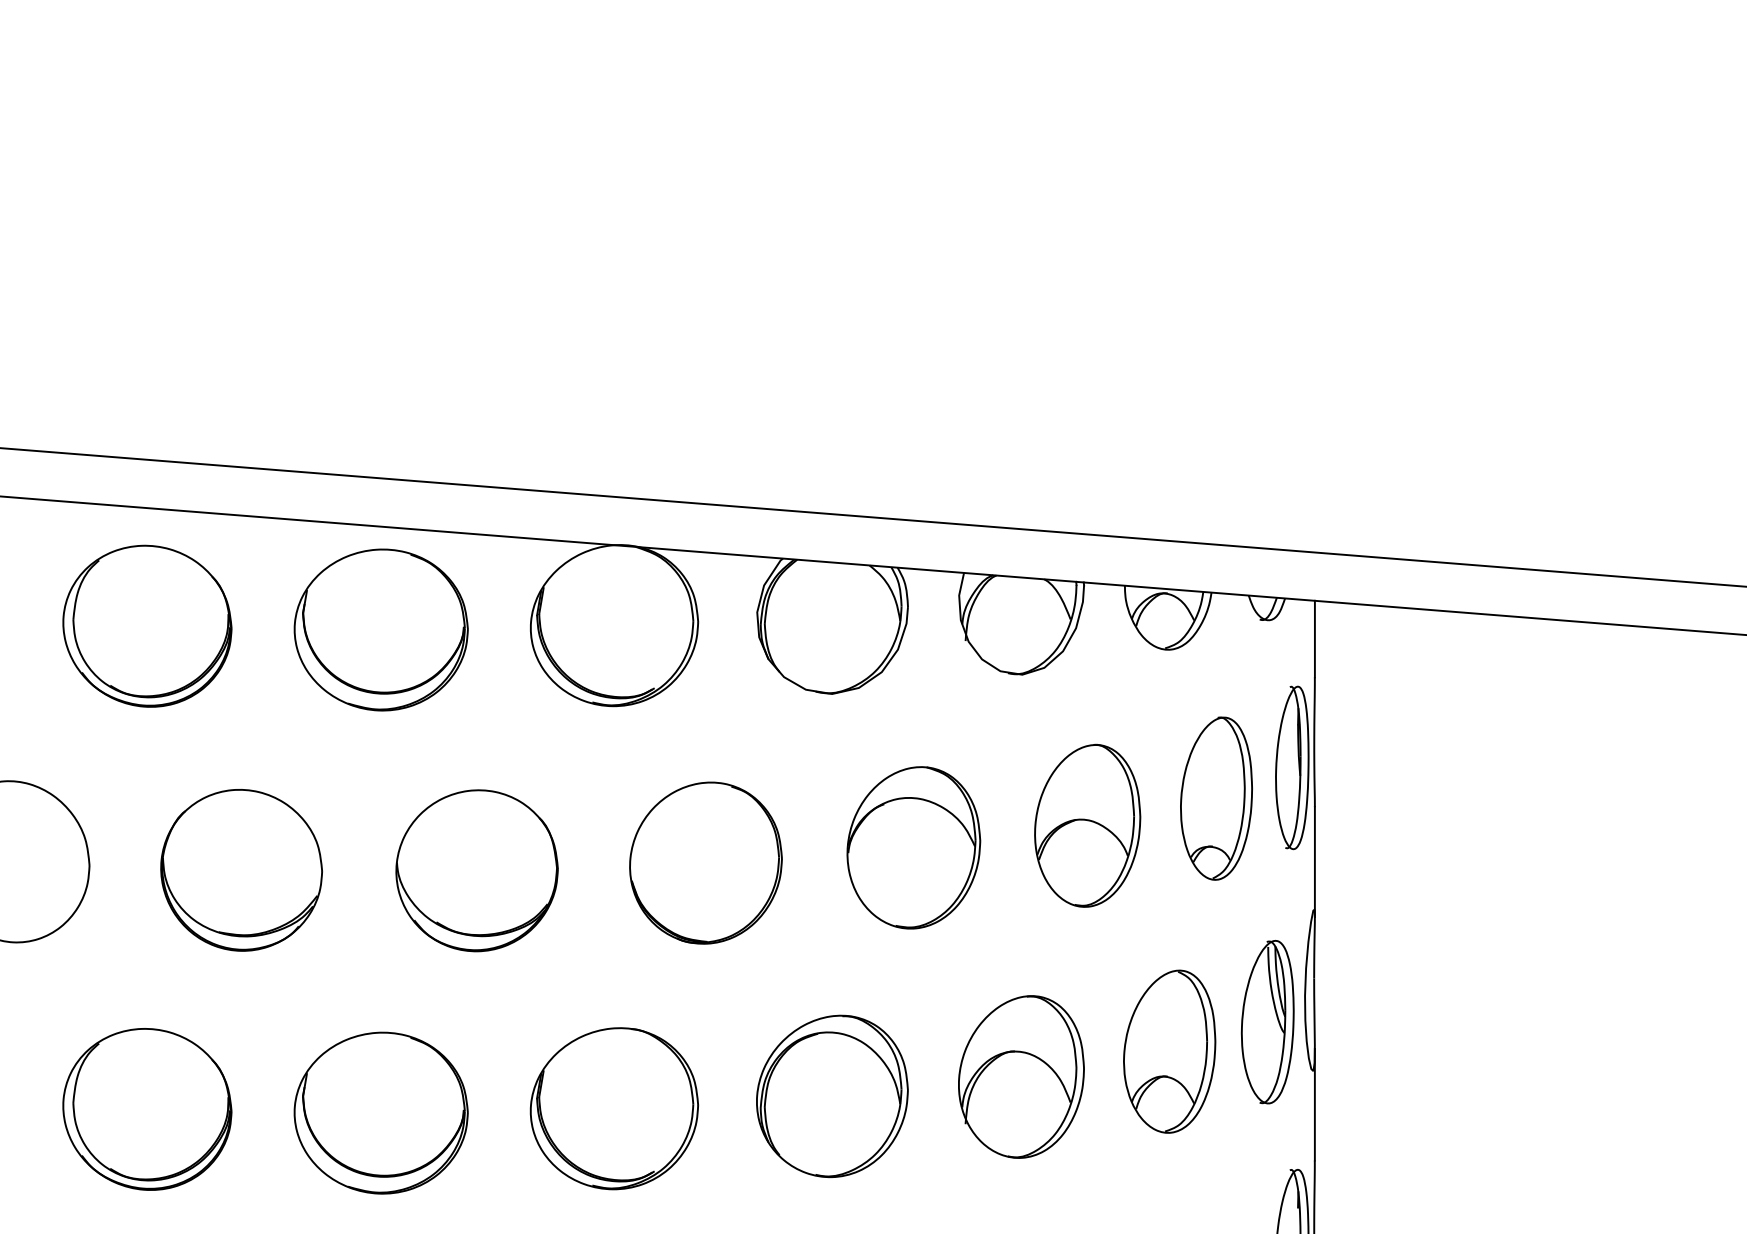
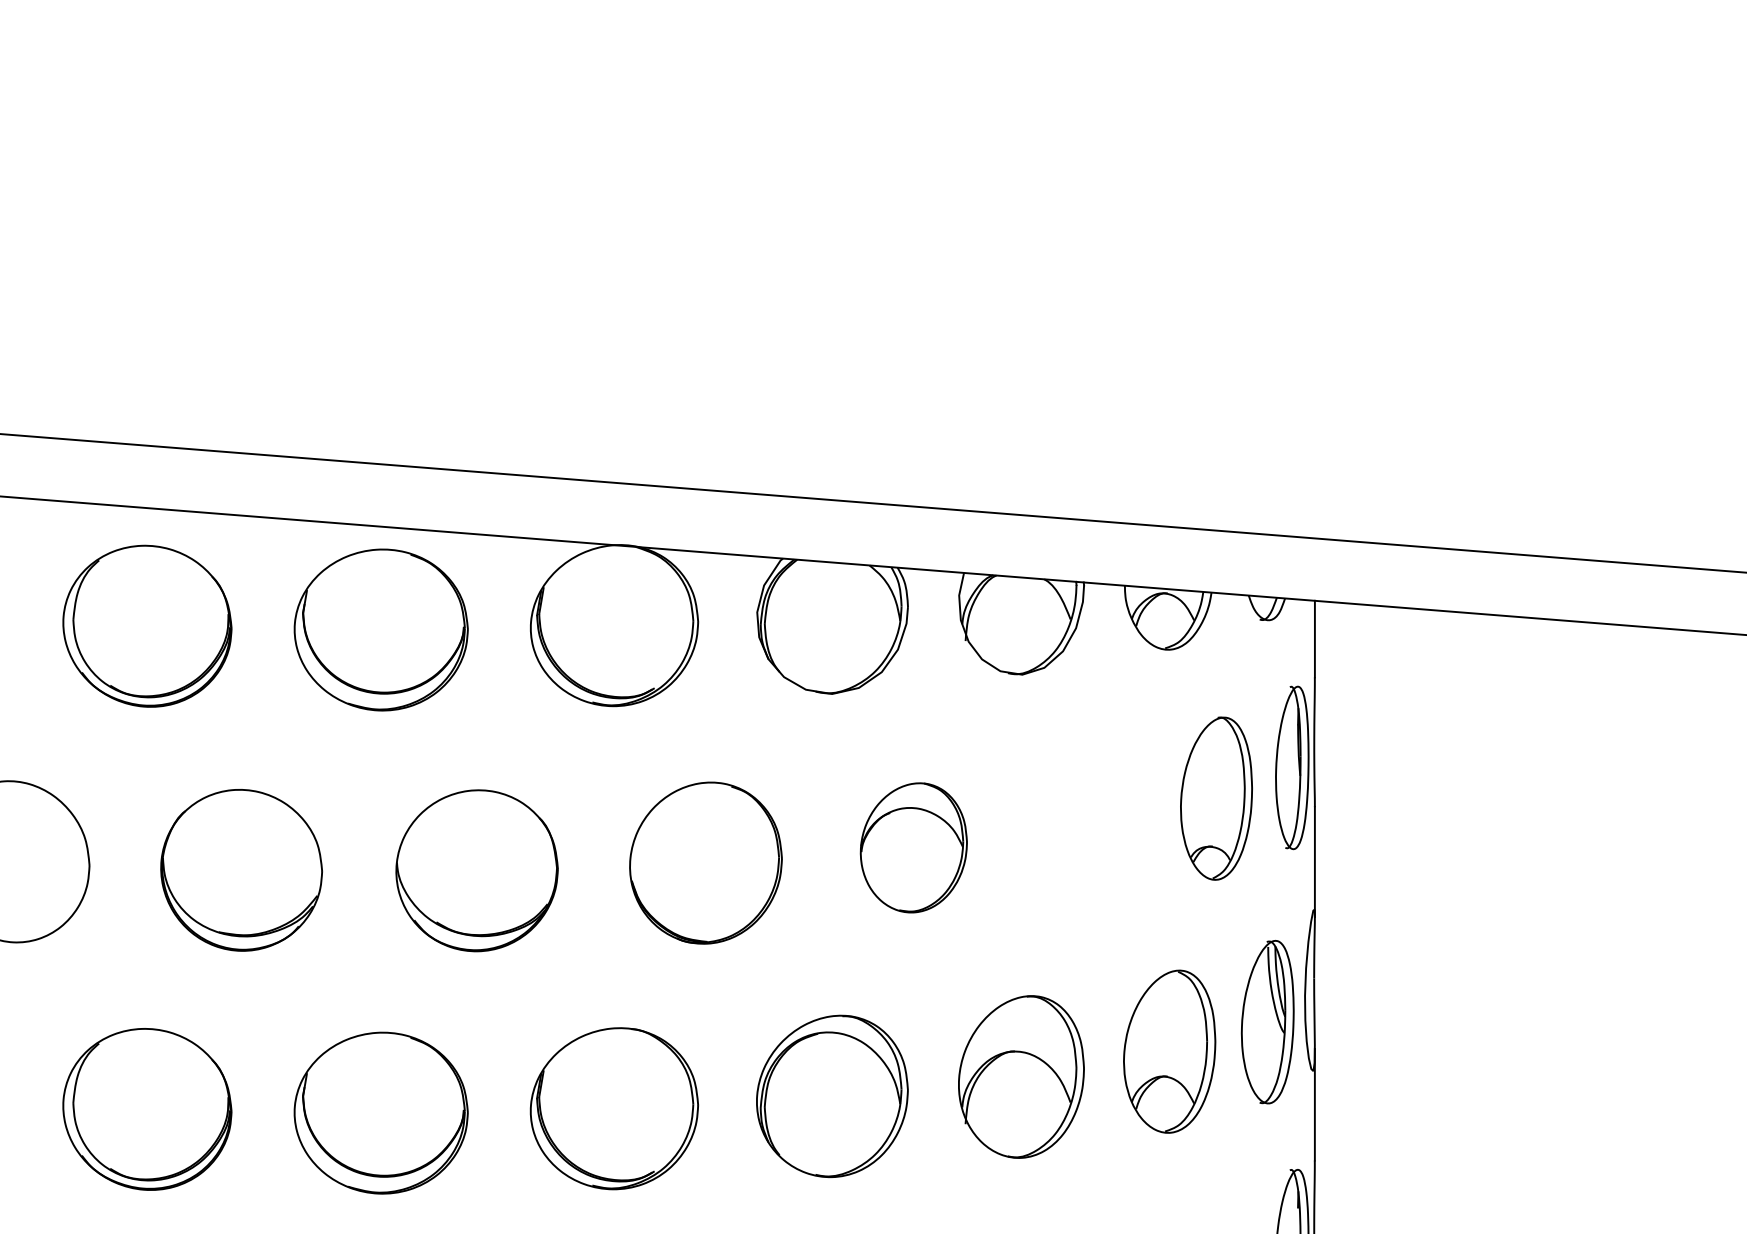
line position: (872, 517) -> (872, 503) (872, 503)
part: present -> none (1087, 825)
part size: 136x164 px -> 109x132 px (913, 847)
